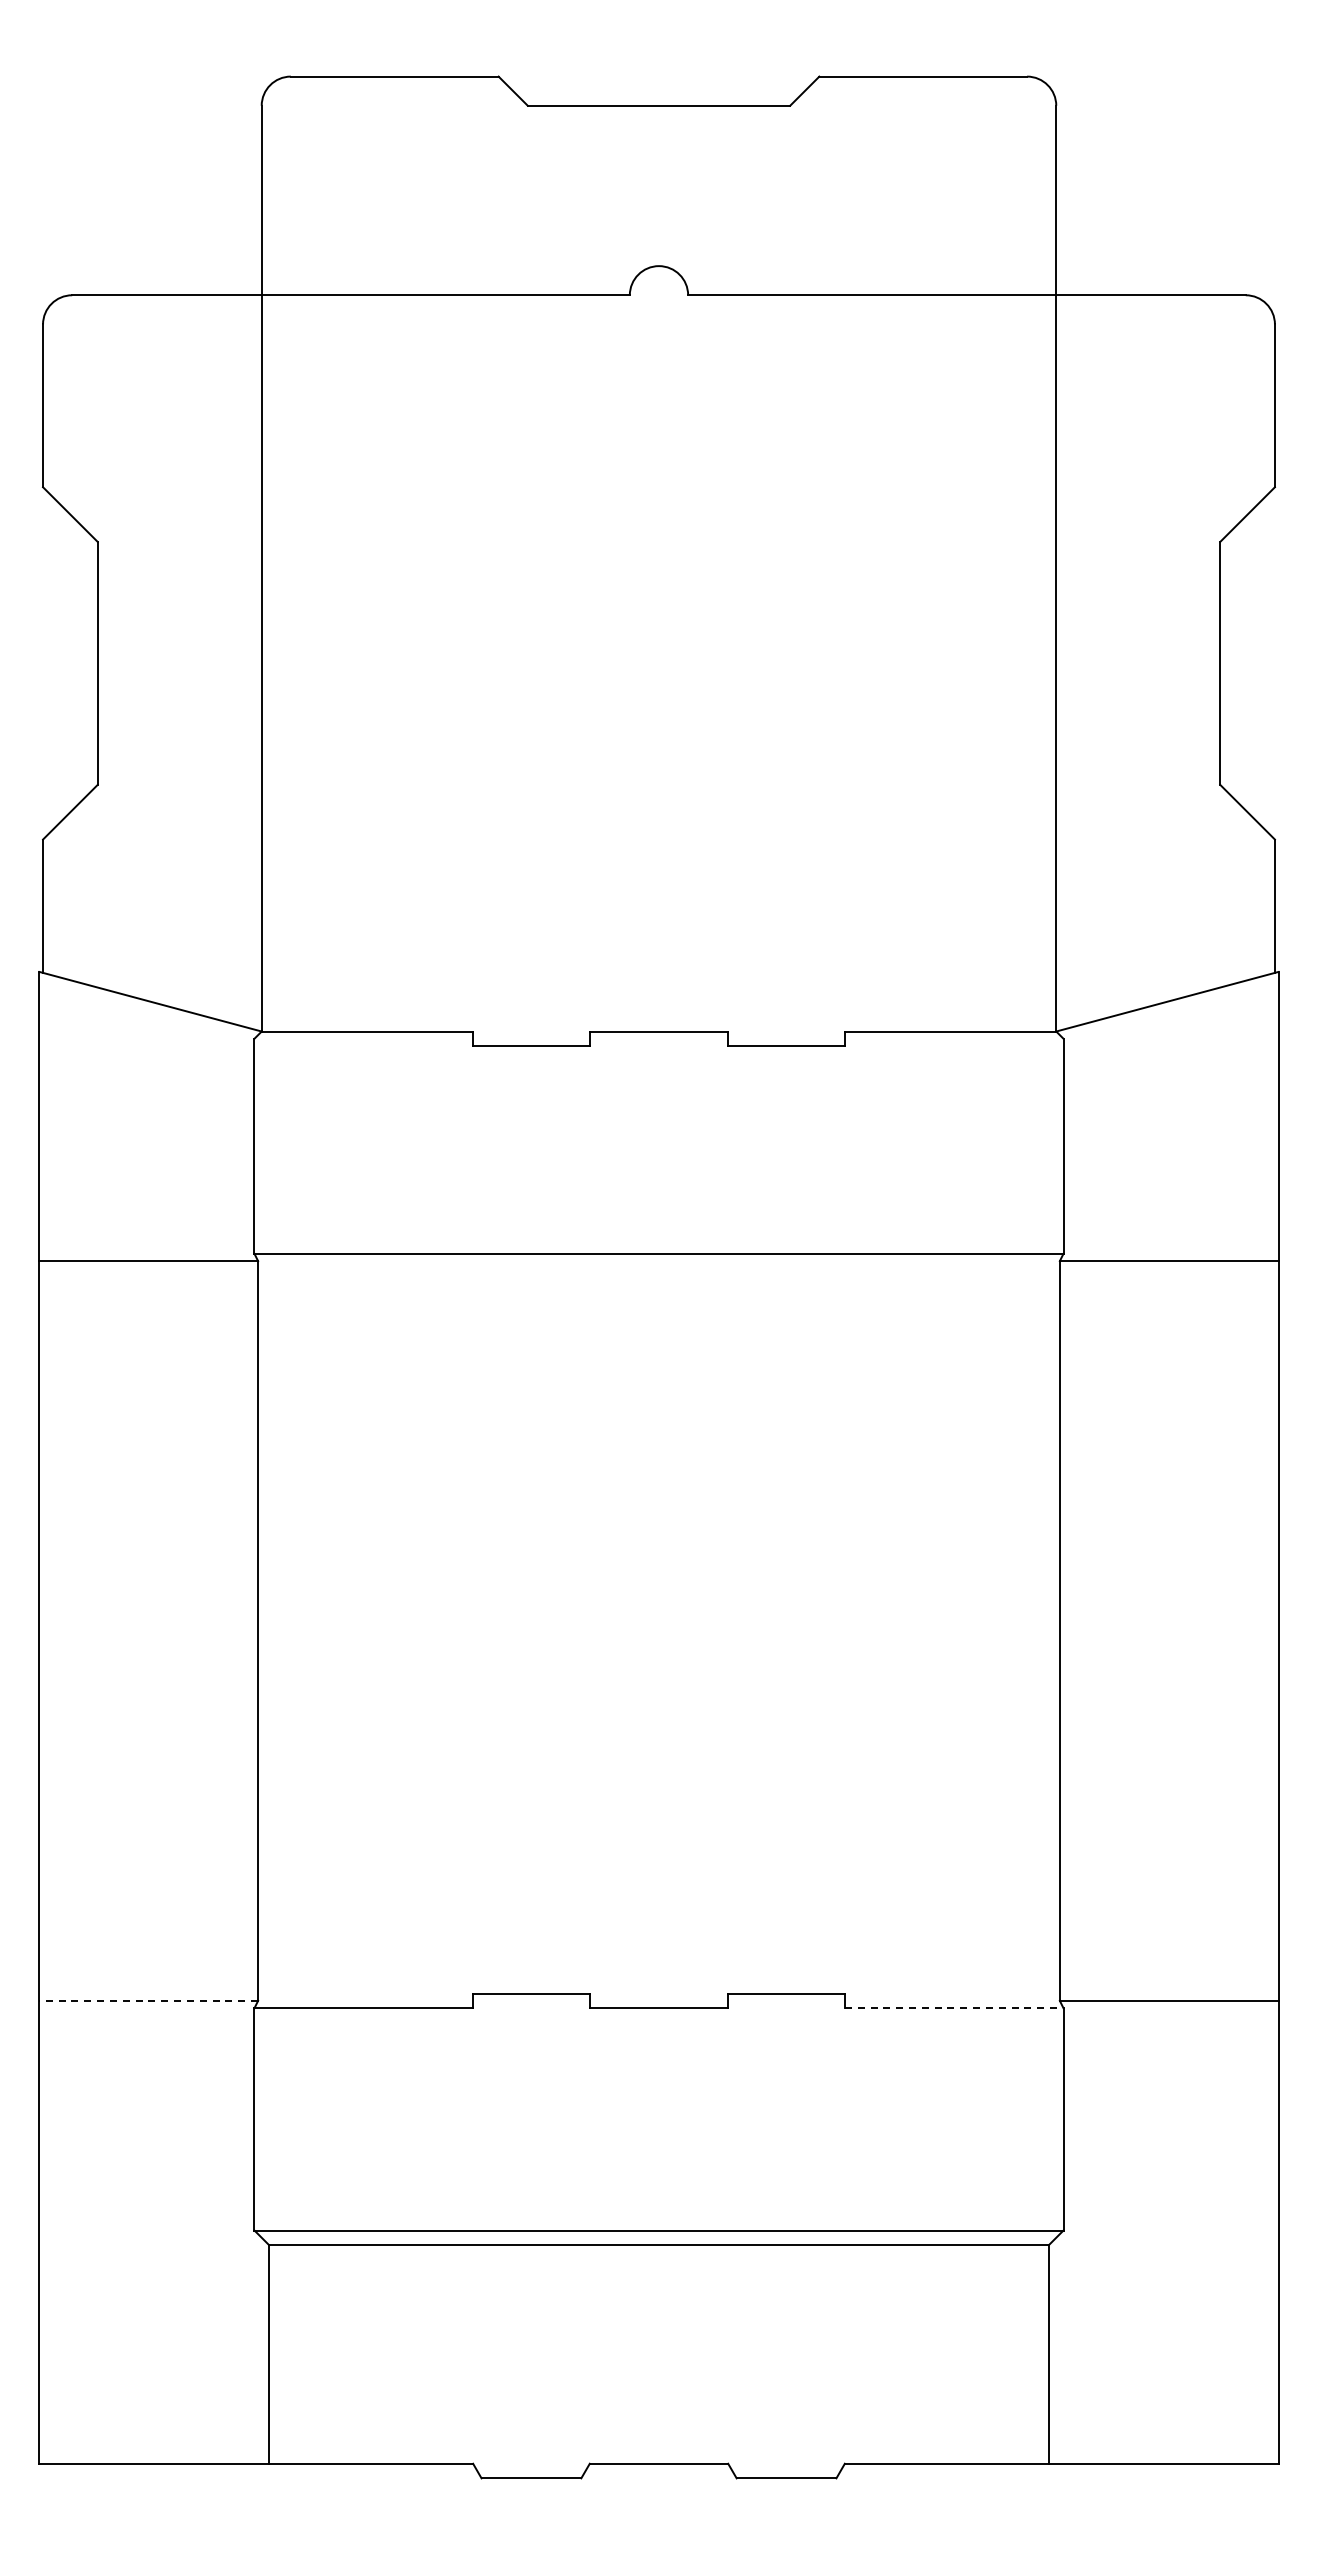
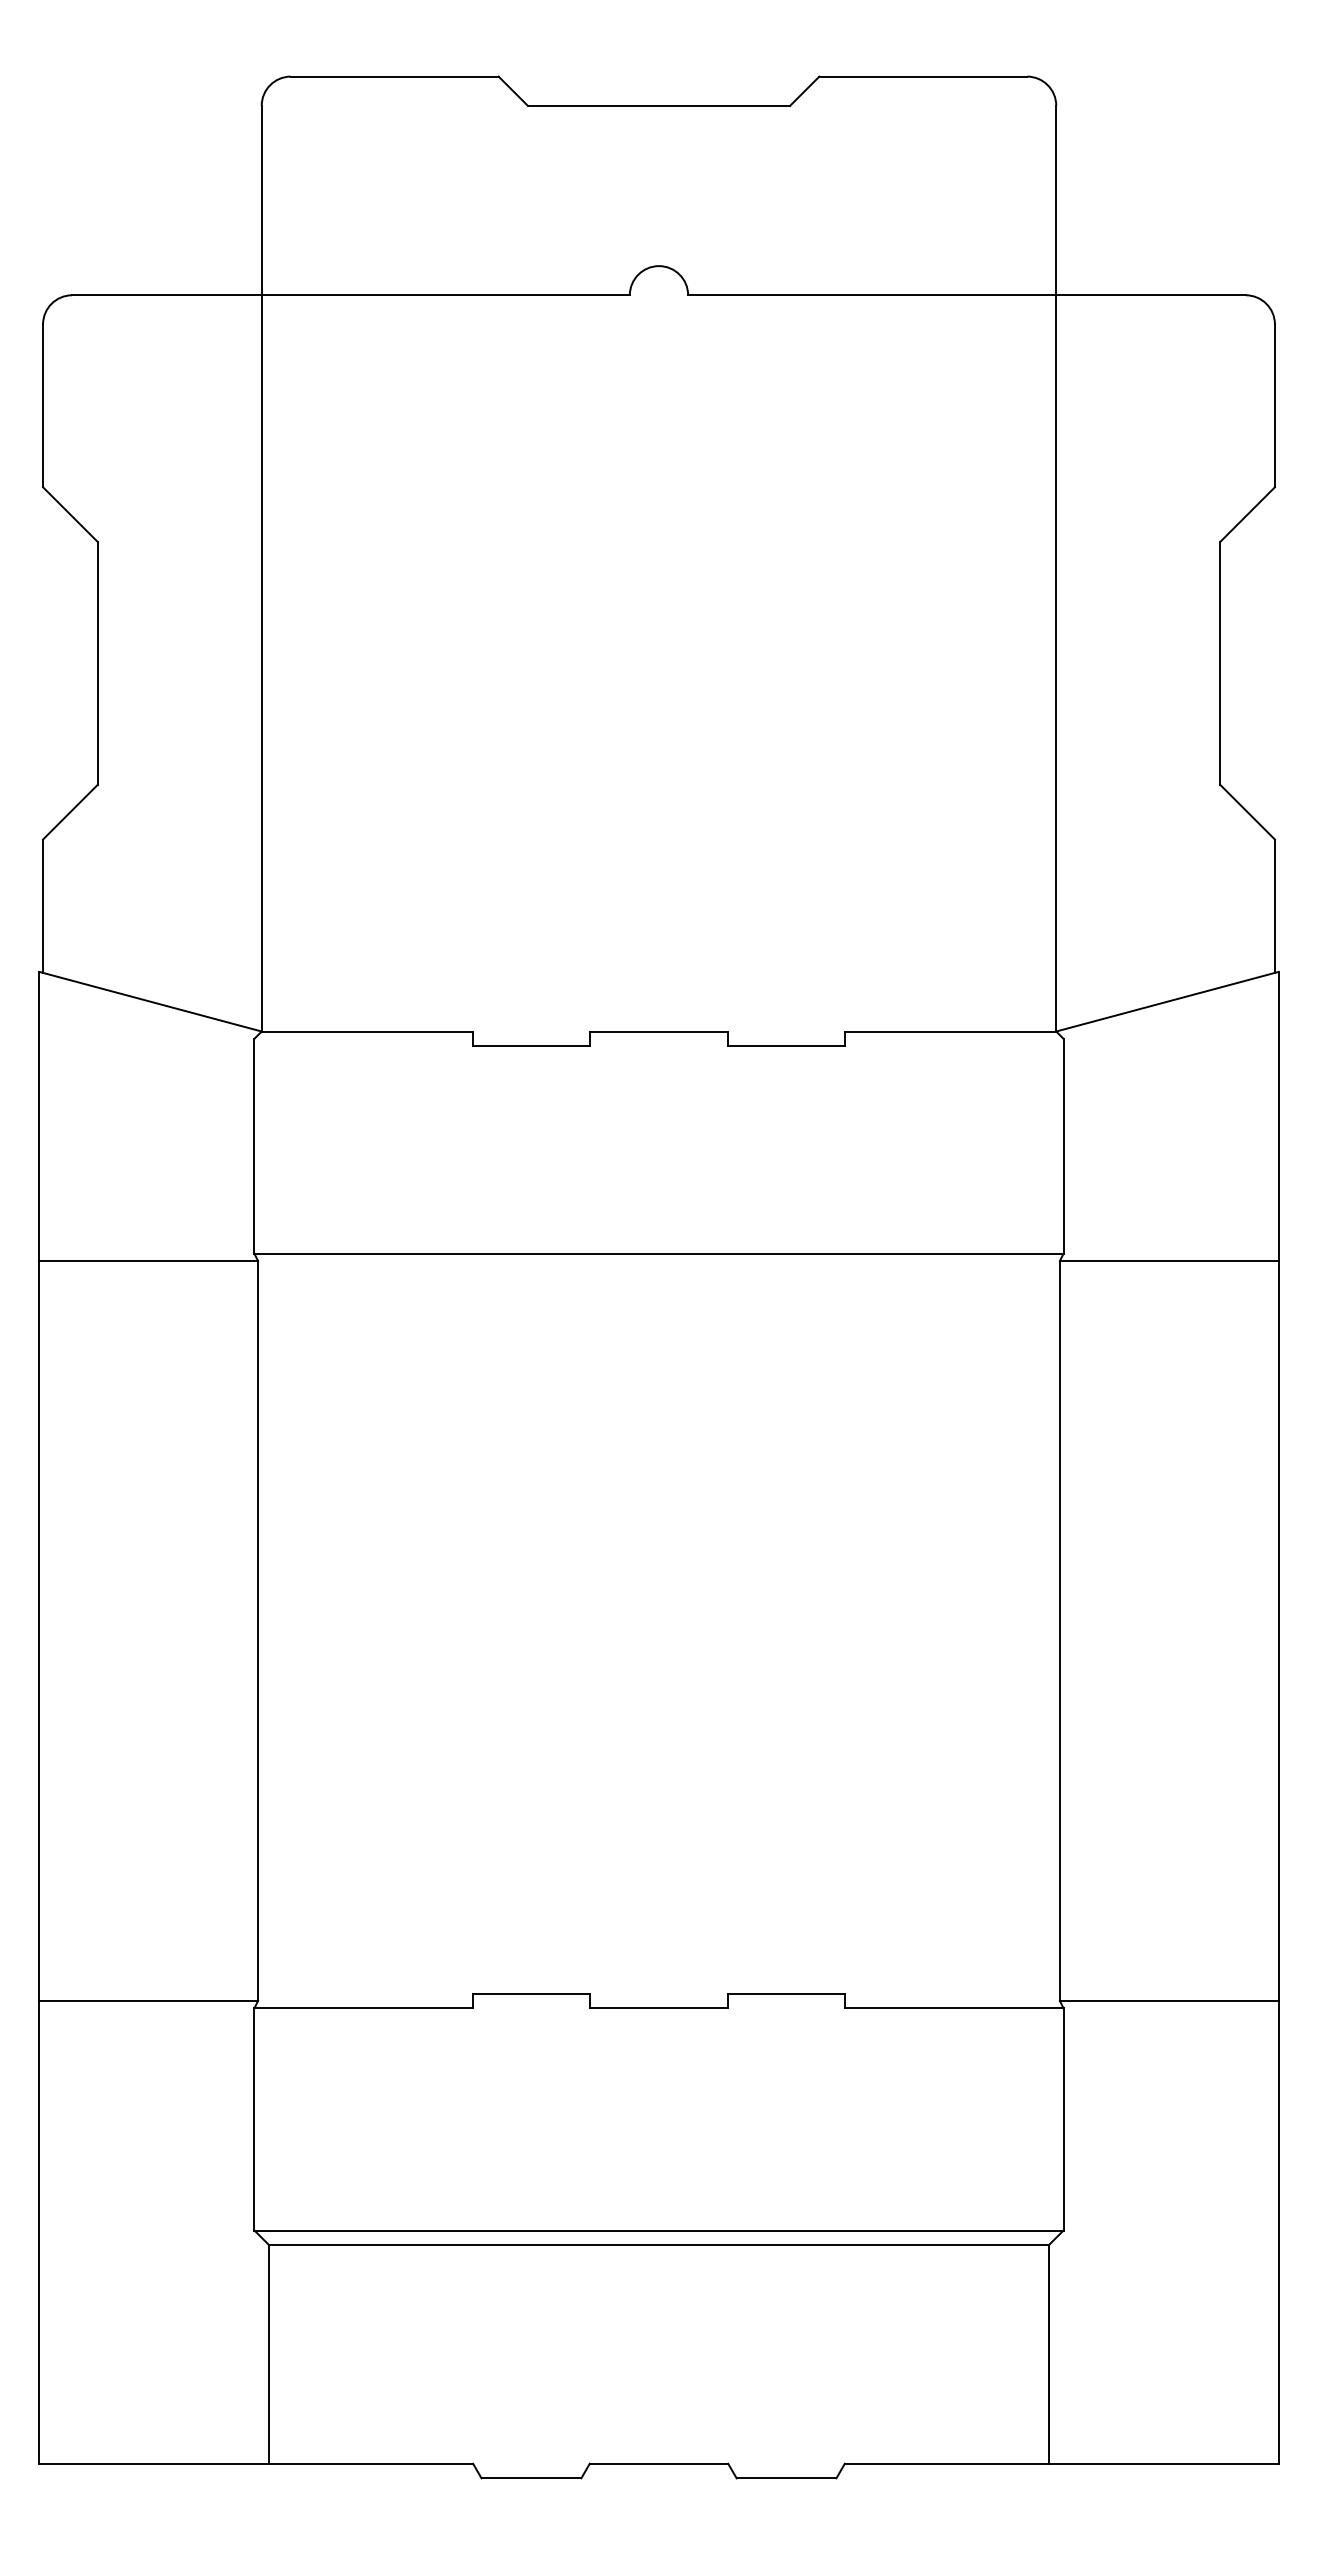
line: dashed -> solid (148, 2000)
line: dashed -> solid (954, 2008)
